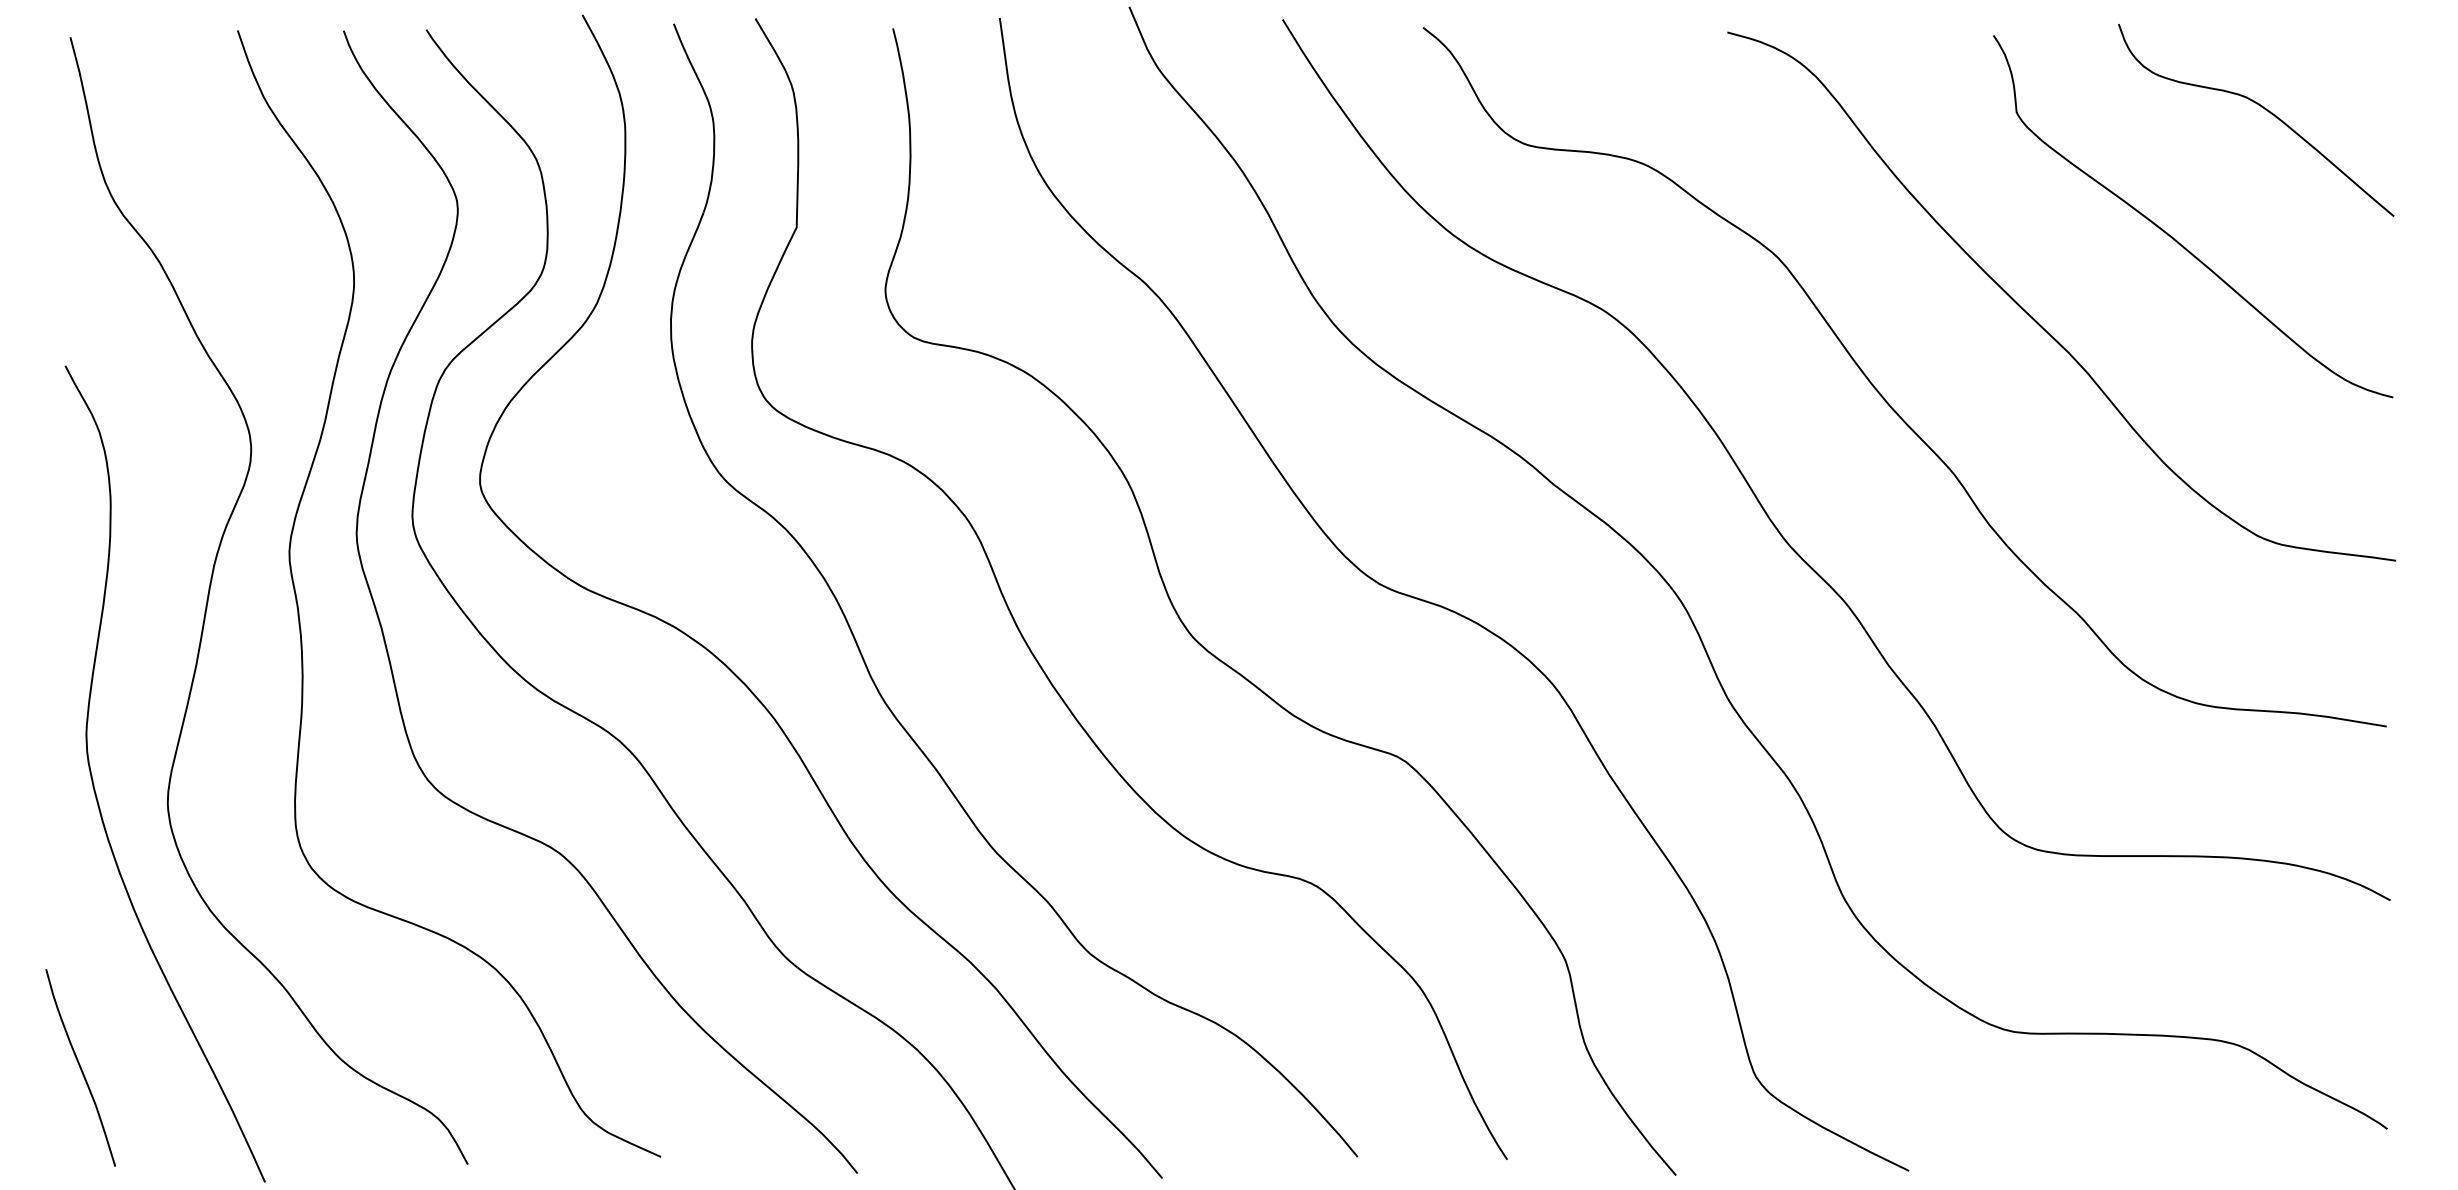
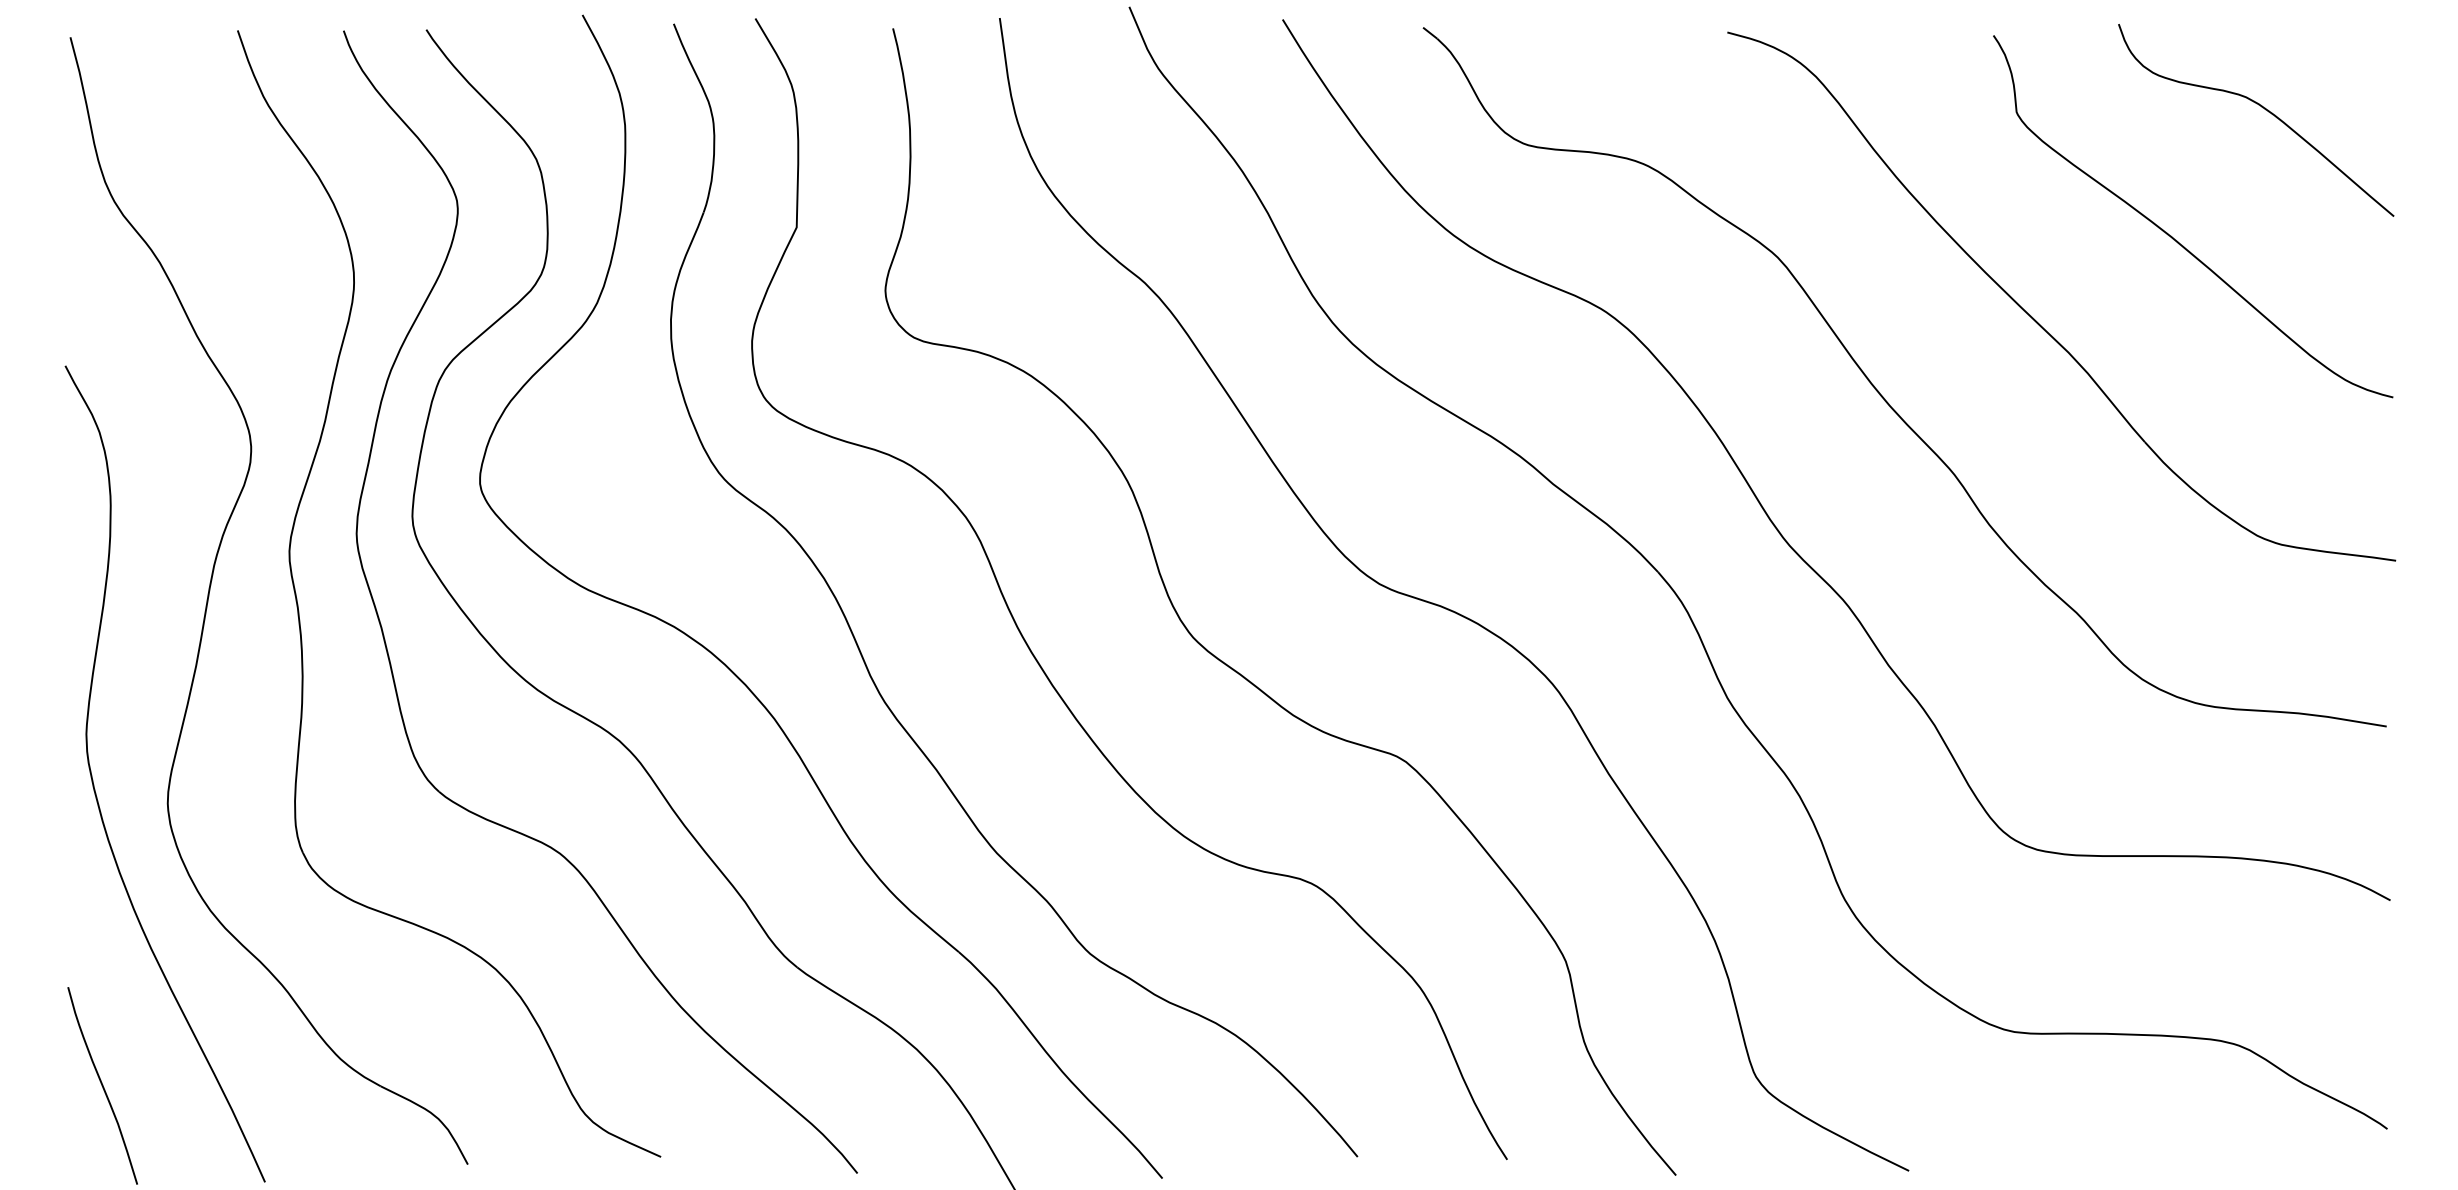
curve position: (80, 1067) -> (102, 1085) (102, 1085)
